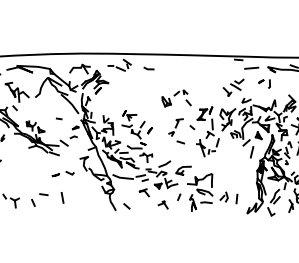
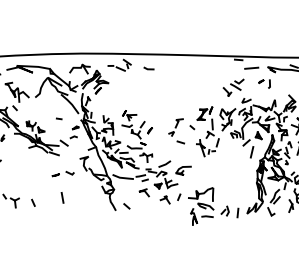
part: present -> none (176, 98)
part position: (212, 192) -> (213, 206) (213, 206)
line: present -> none (43, 194)
part position: (162, 204) -> (164, 199) (164, 199)
